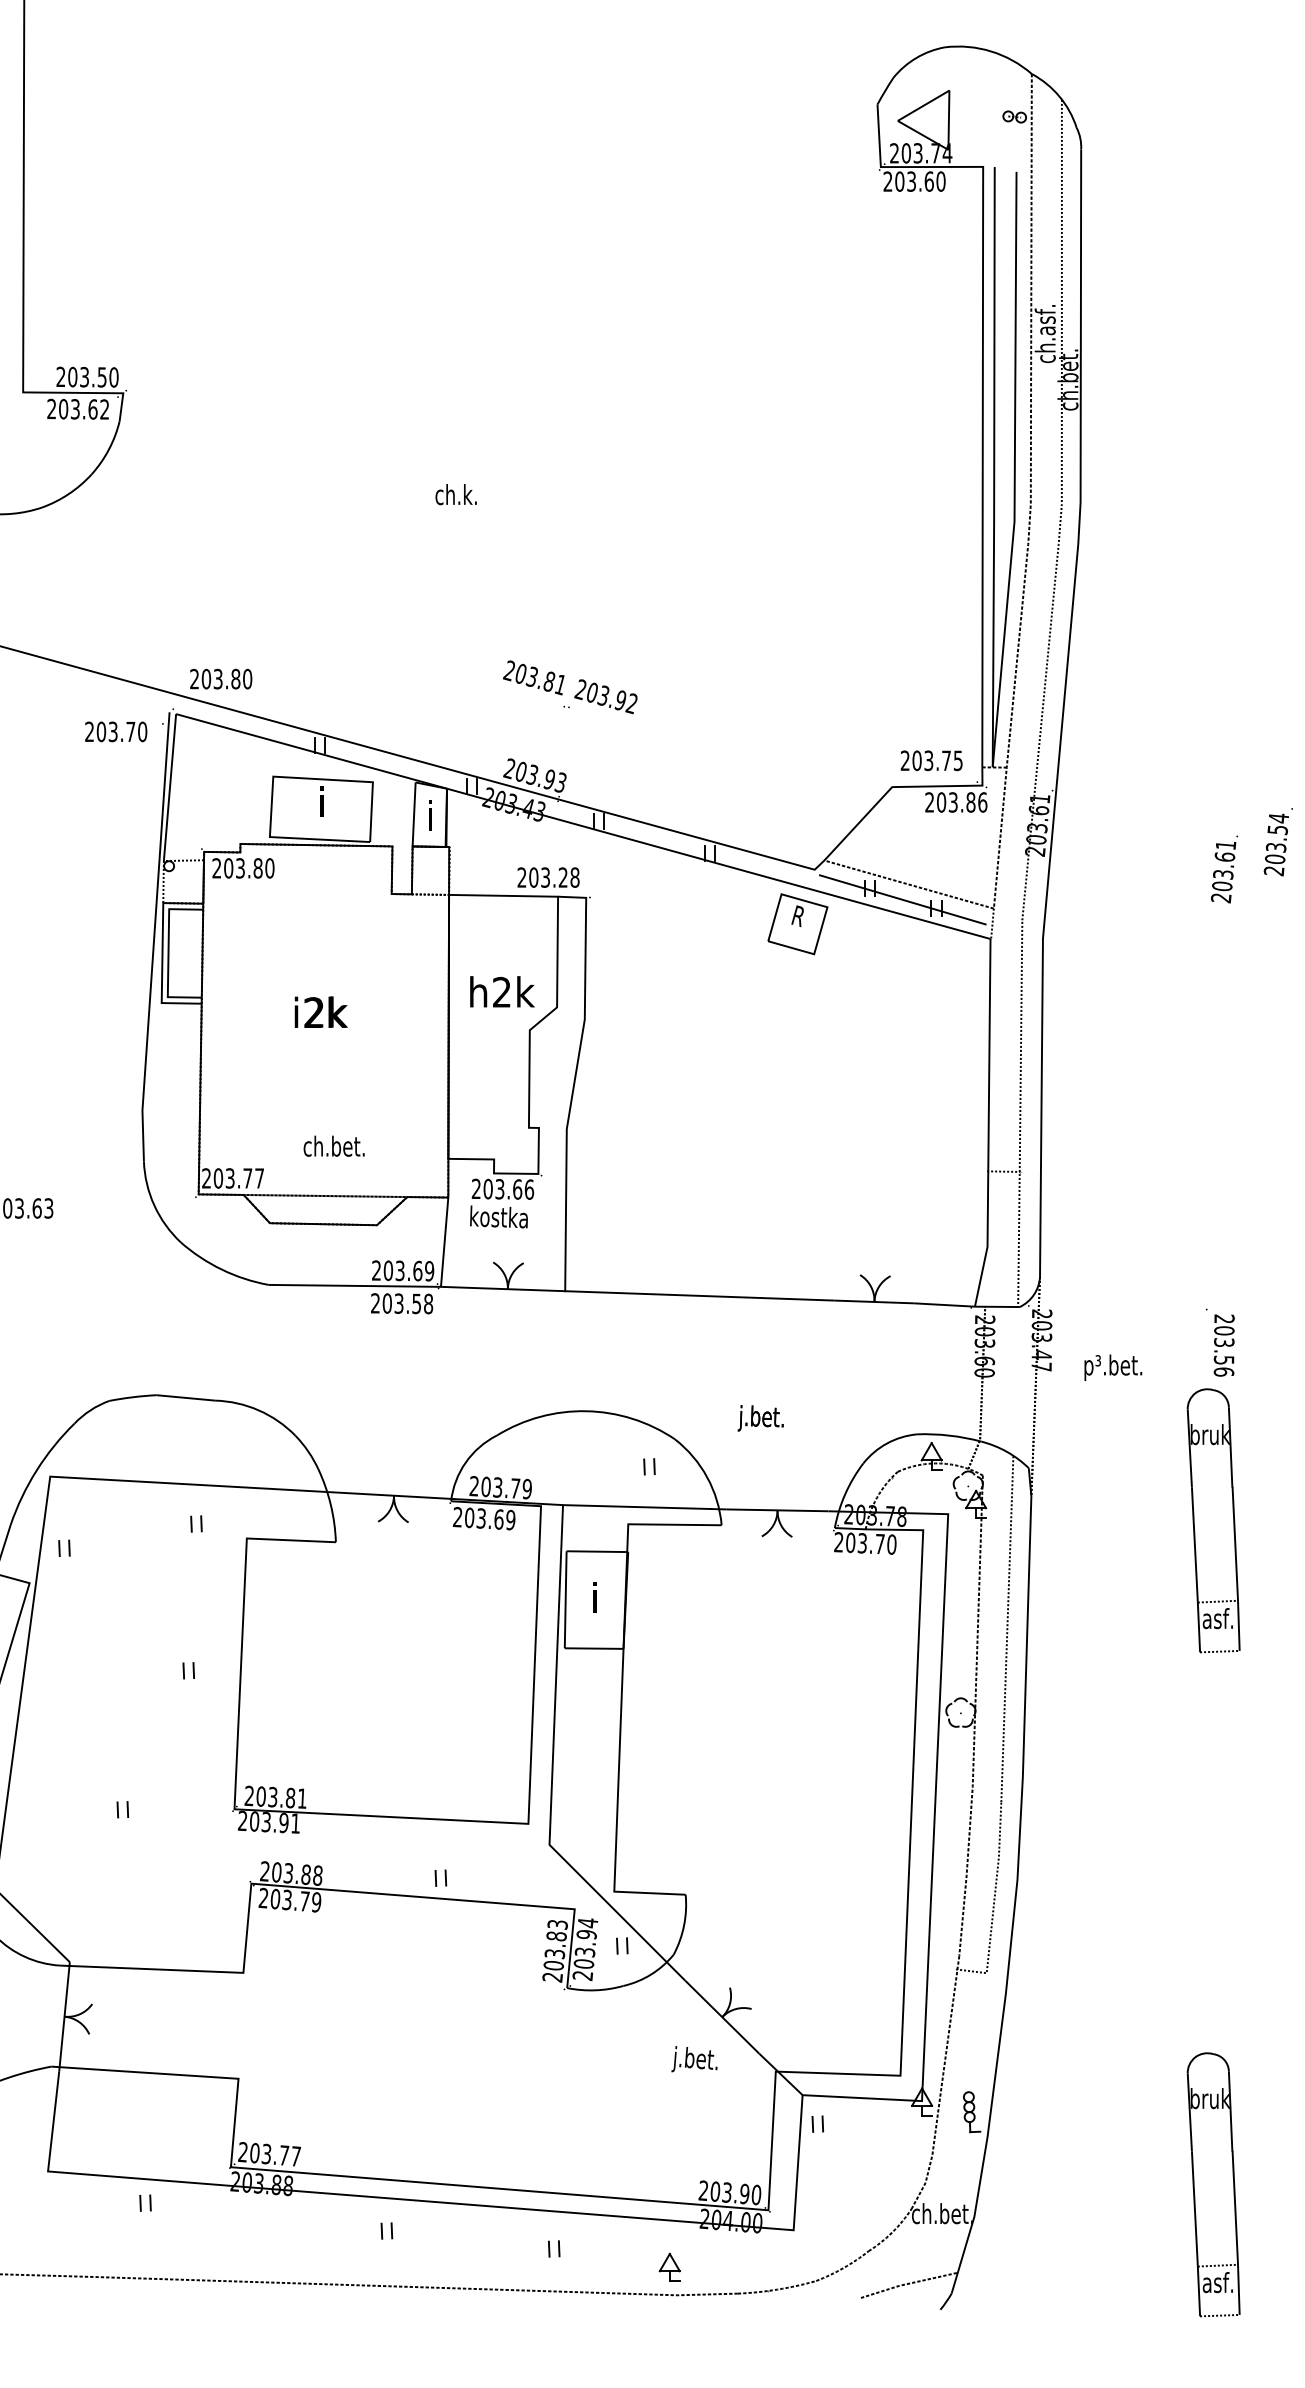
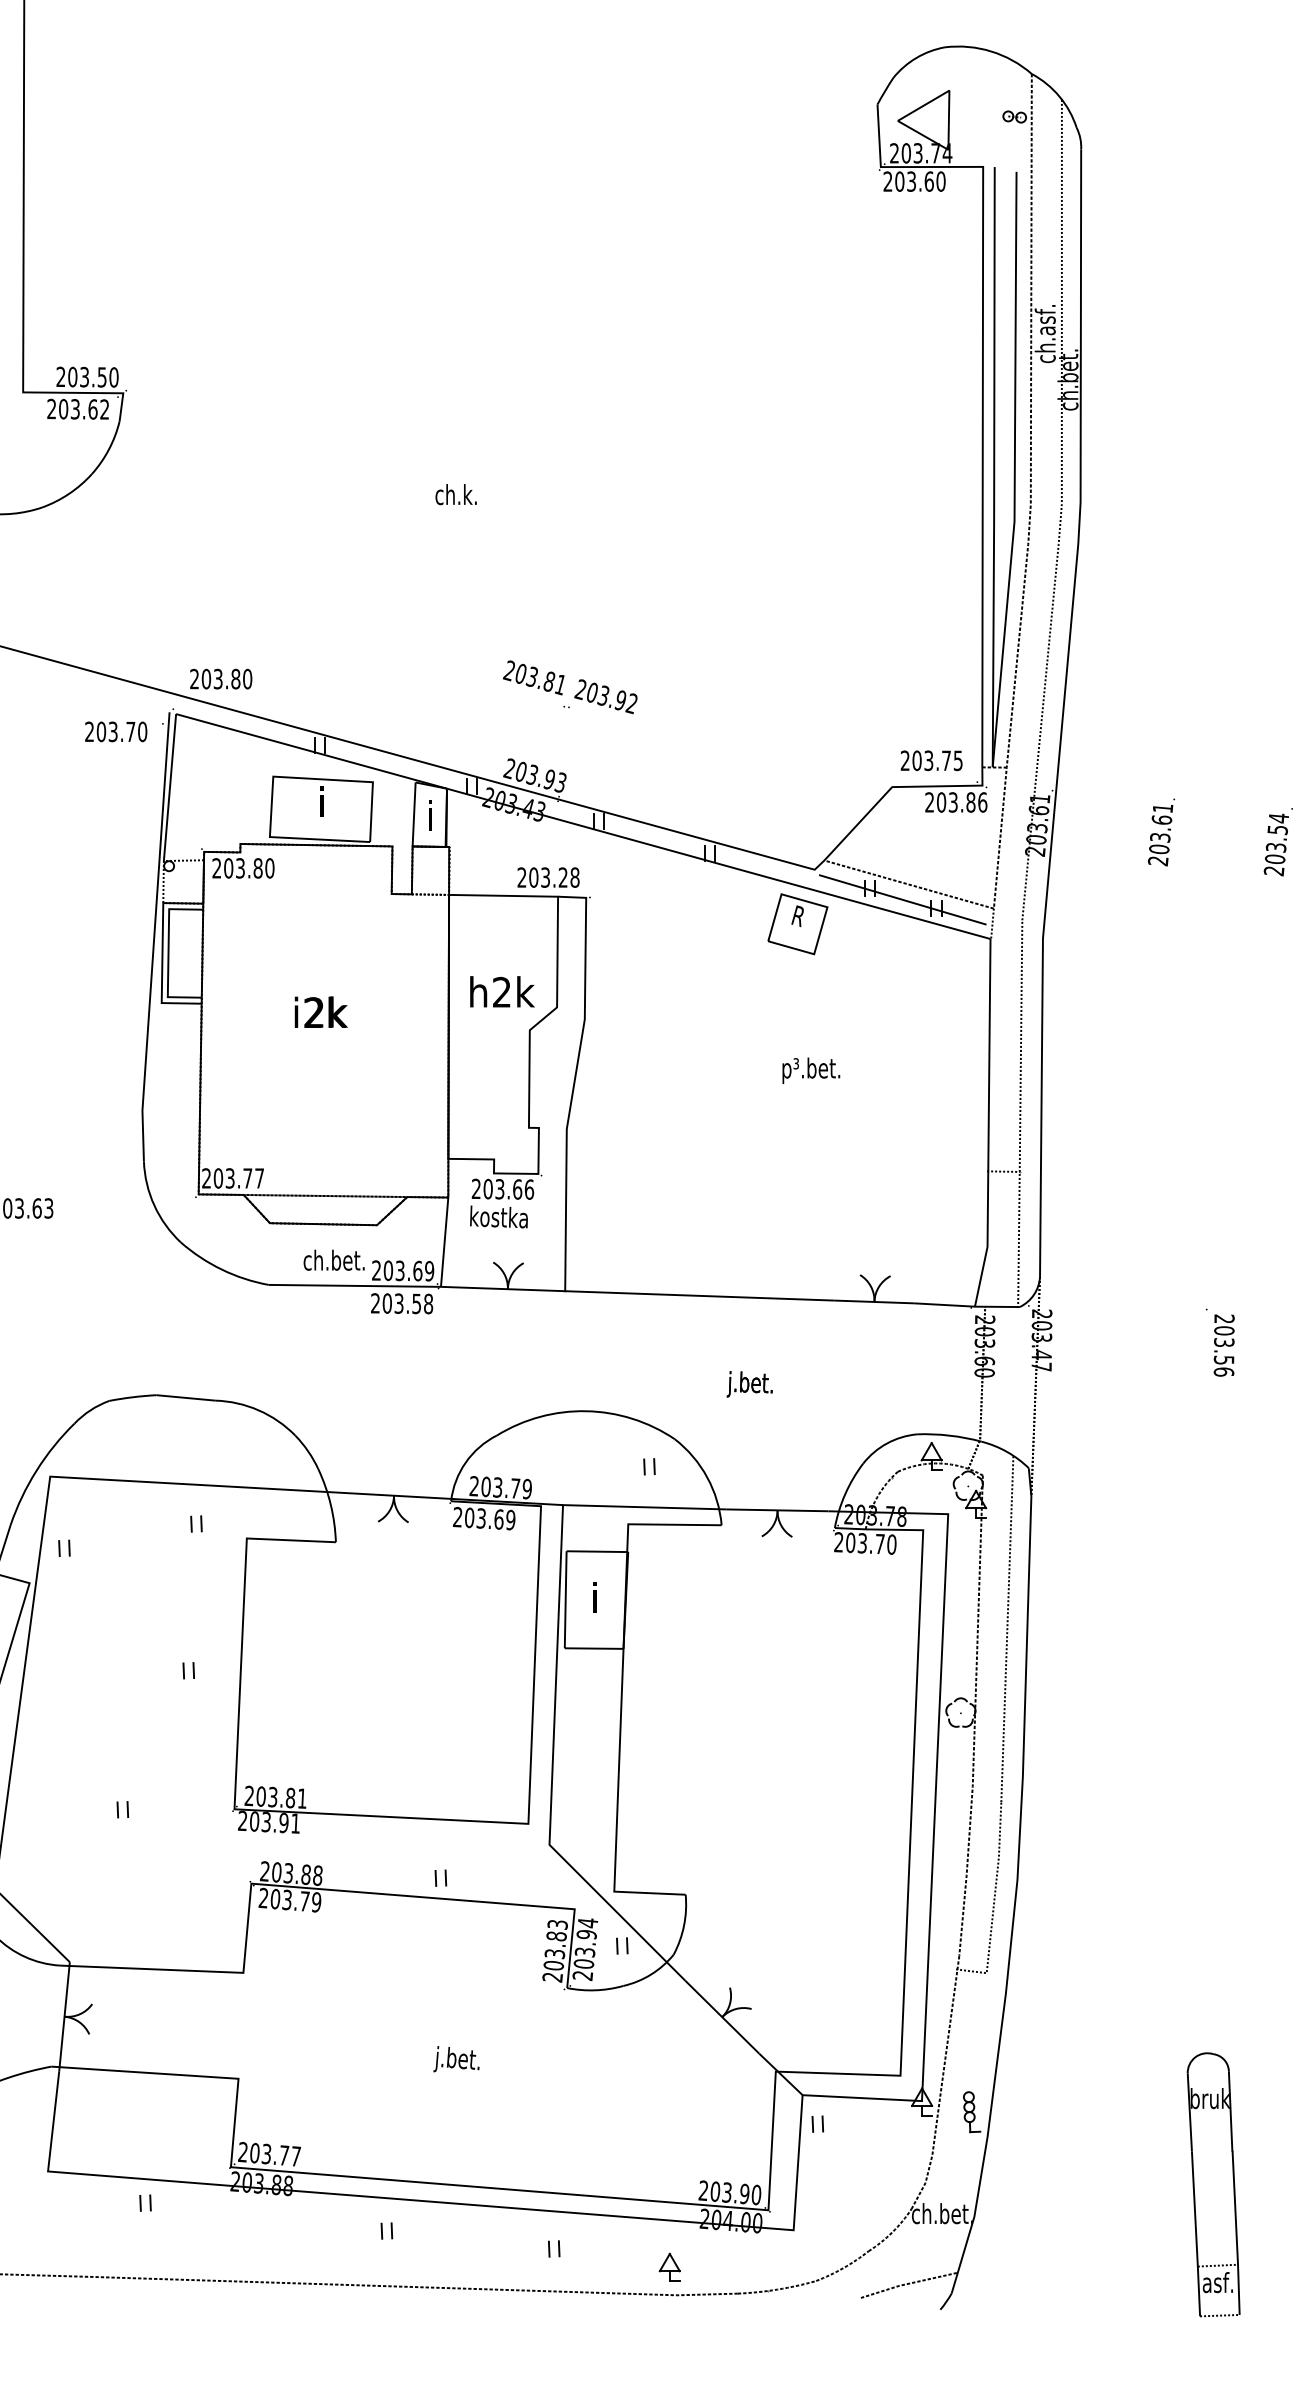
text position: (1224, 869) -> (1161, 832) (1161, 832)
text position: (333, 1145) -> (333, 1259) (333, 1259)
text position: (1113, 1367) -> (811, 1070) (811, 1070)
text position: (760, 1418) -> (749, 1384) (749, 1384)
part: present -> none (1194, 1520)
text position: (694, 2059) -> (456, 2059) (456, 2059)
